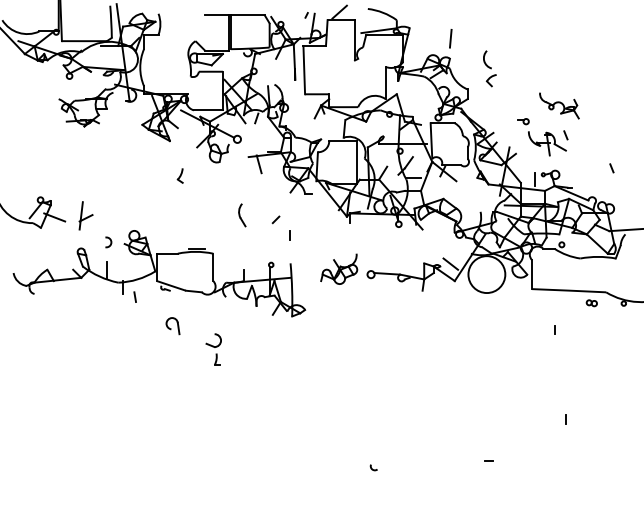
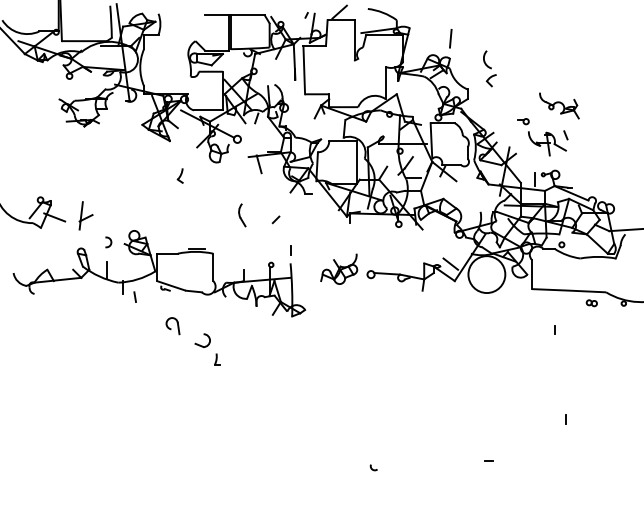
line: present -> none (611, 168)
line position: (289, 235) -> (290, 250) (290, 250)
part position: (213, 340) -> (202, 340) (202, 340)
